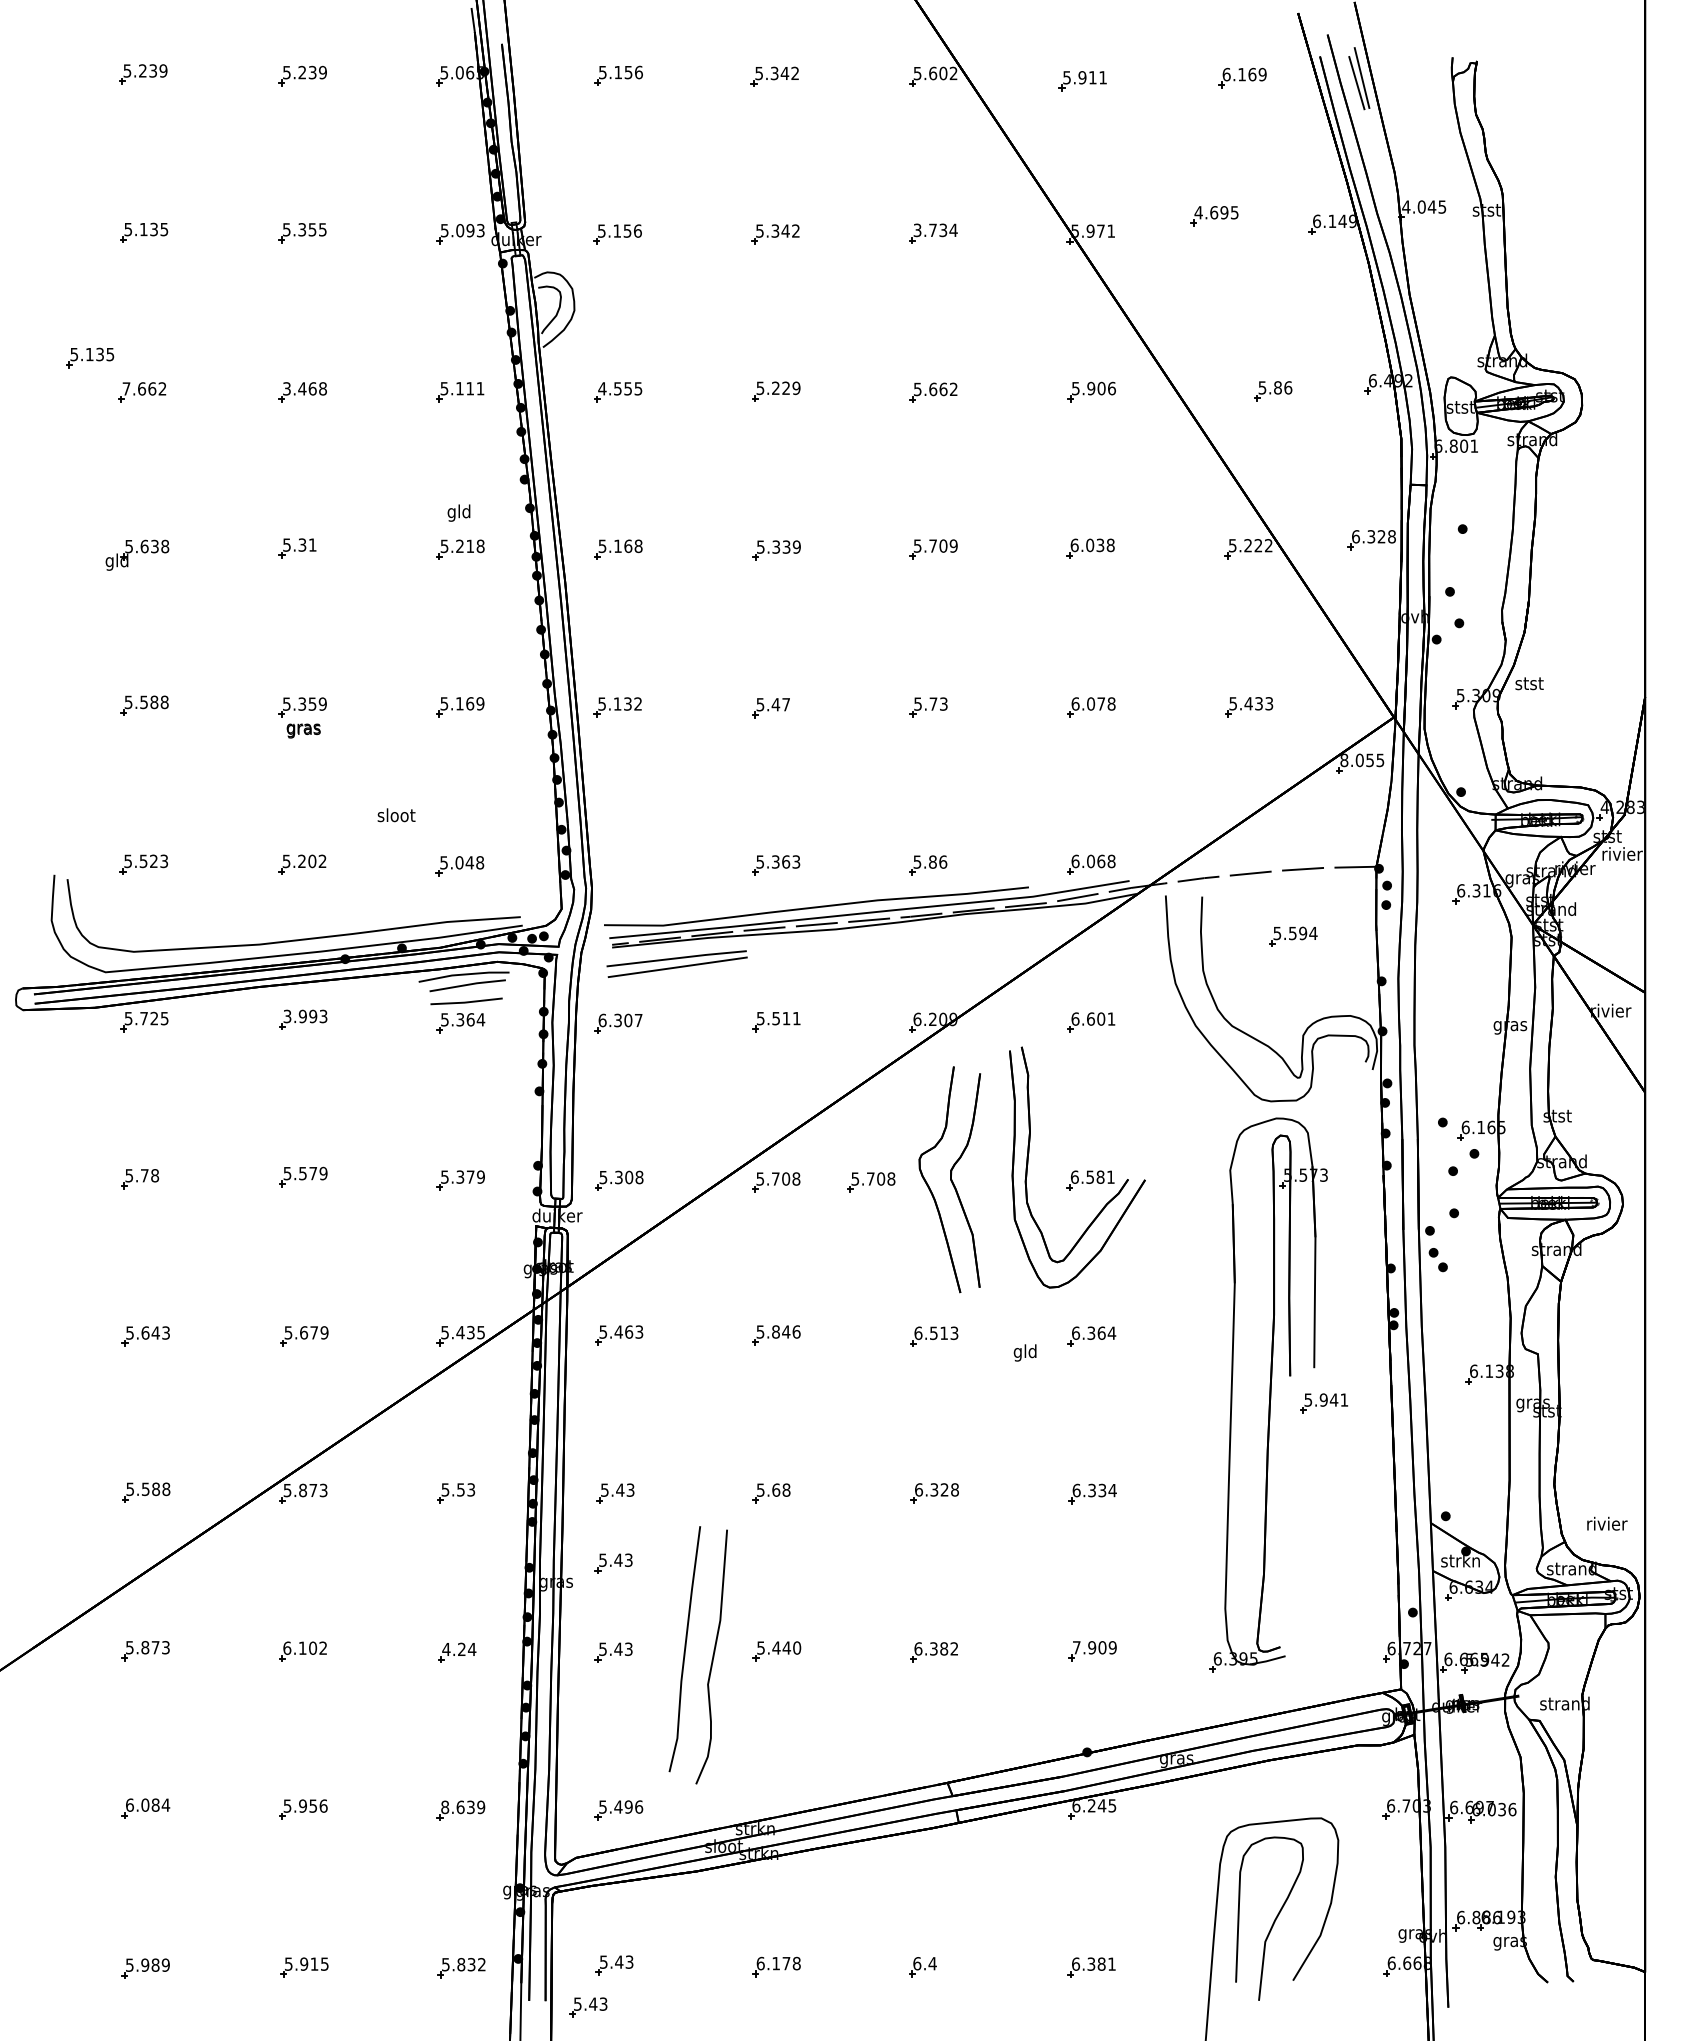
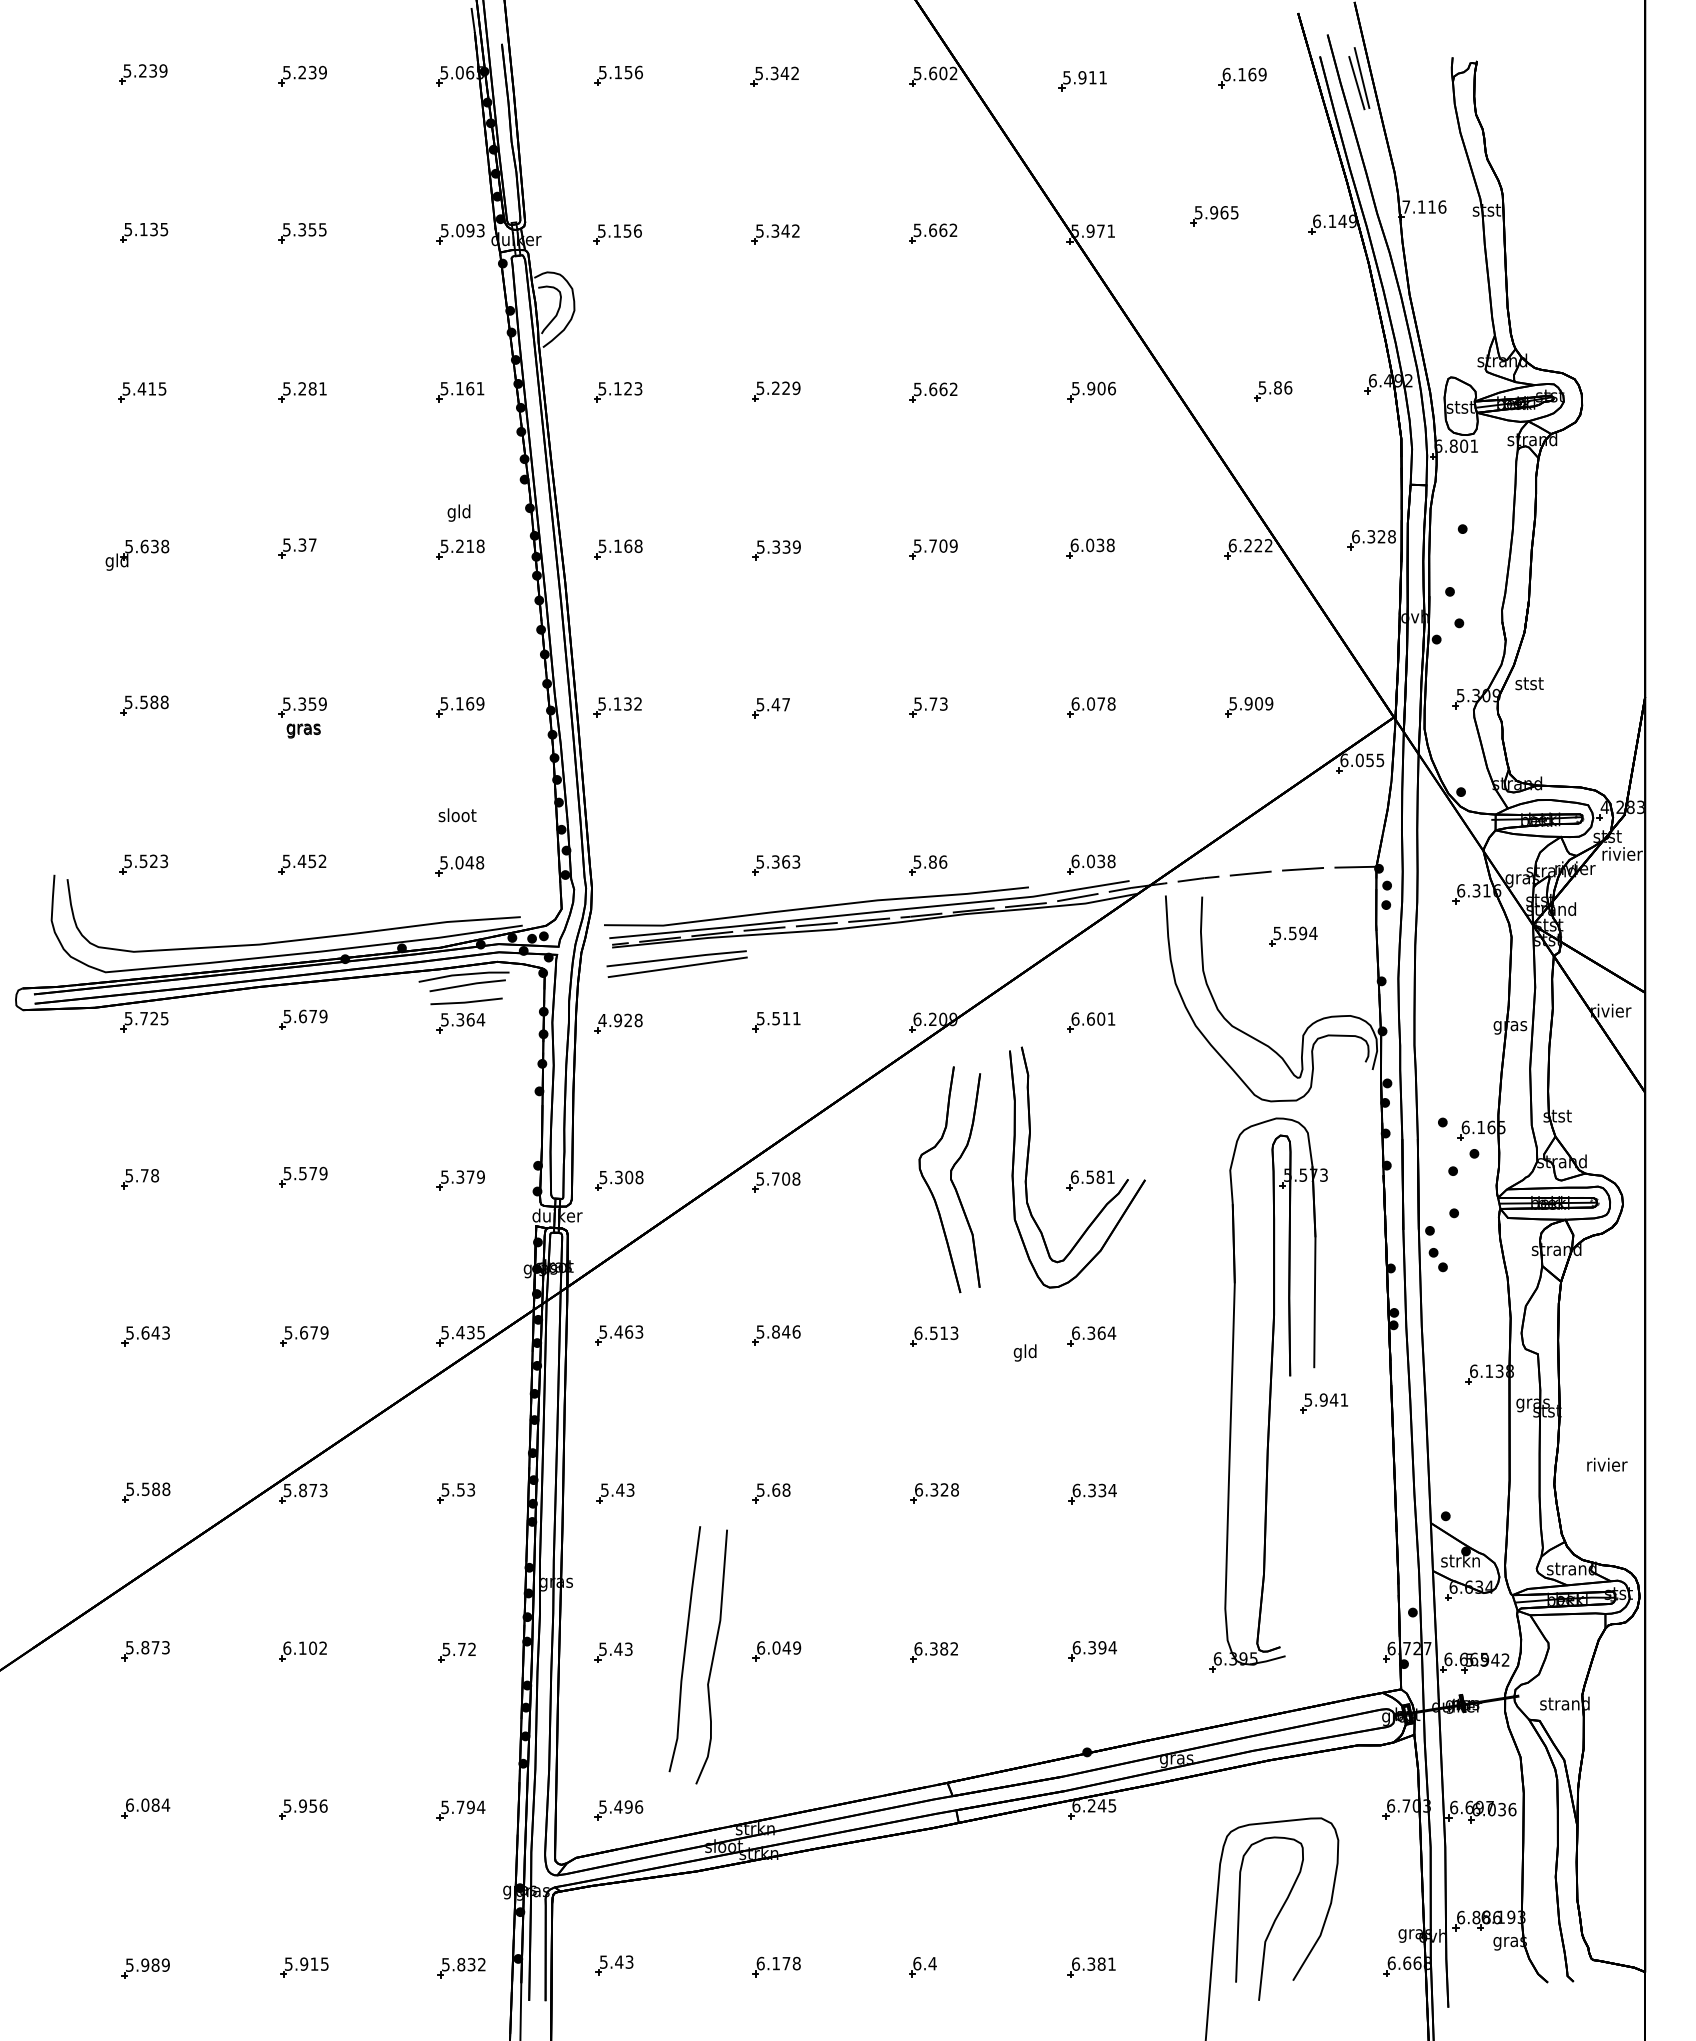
text: 4.045 -> 7.116 (1424, 206)
text: 4.695 -> 5.965 (1211, 212)
text: 3.734 -> 5.662 (935, 230)
part: present -> none (90, 357)
text: 7.662 -> 5.415 (144, 388)
text: 3.468 -> 5.281 (304, 388)
text: 5.111 -> 5.161 (470, 388)
text: 4.555 -> 5.123 (620, 388)
text: 5.31 -> 5.37 (312, 544)
text: 5.222 -> 6.222 (1232, 545)
text: 5.433 -> 5.909 (1258, 703)
text: 8.055 -> 6.055 (1344, 759)
text position: (396, 815) -> (457, 815) (457, 815)
text: 5.202 -> 5.452 (306, 861)
text: 6.068 -> 6.038 (1101, 861)
text: 3.993 -> 5.679 (305, 1016)
text: 6.307 -> 4.928 (620, 1020)
part: present -> none (871, 1182)
text position: (1607, 1523) -> (1607, 1464) (1607, 1464)
part: present -> none (613, 1563)
text: 5.440 -> 6.049 (778, 1647)
text: 7.909 -> 6.394 (1094, 1647)
text: 4.24 -> 5.72 (459, 1649)
text: 8.639 -> 5.794 (463, 1807)
part: present -> none (588, 2007)
